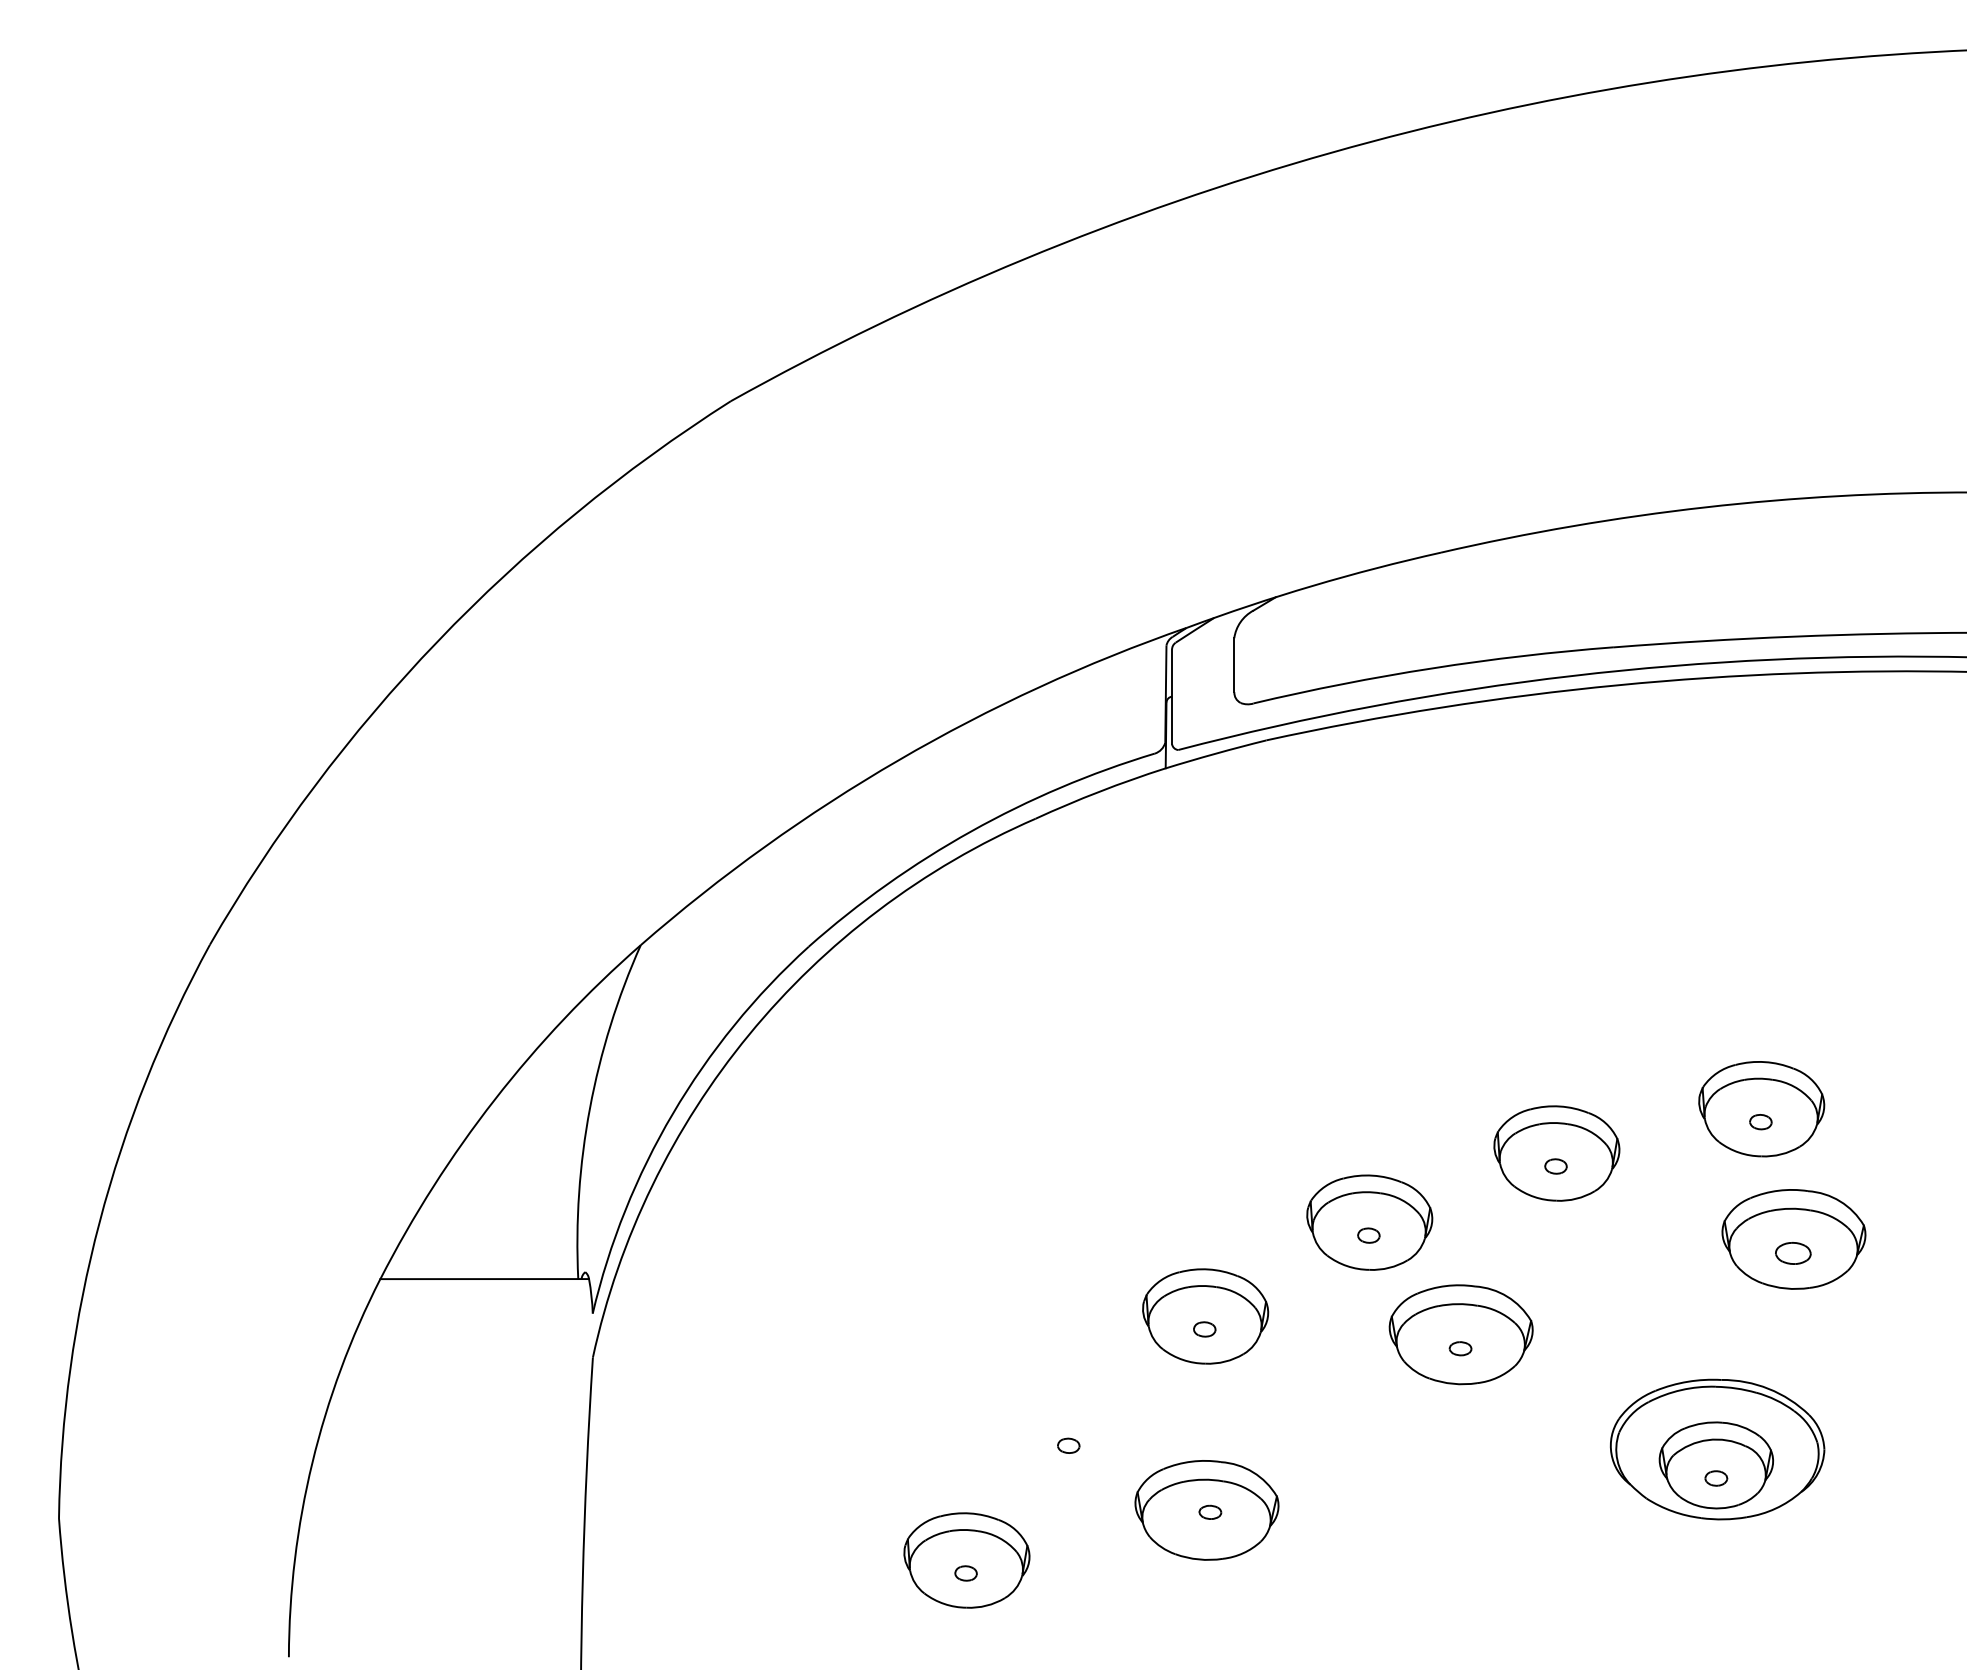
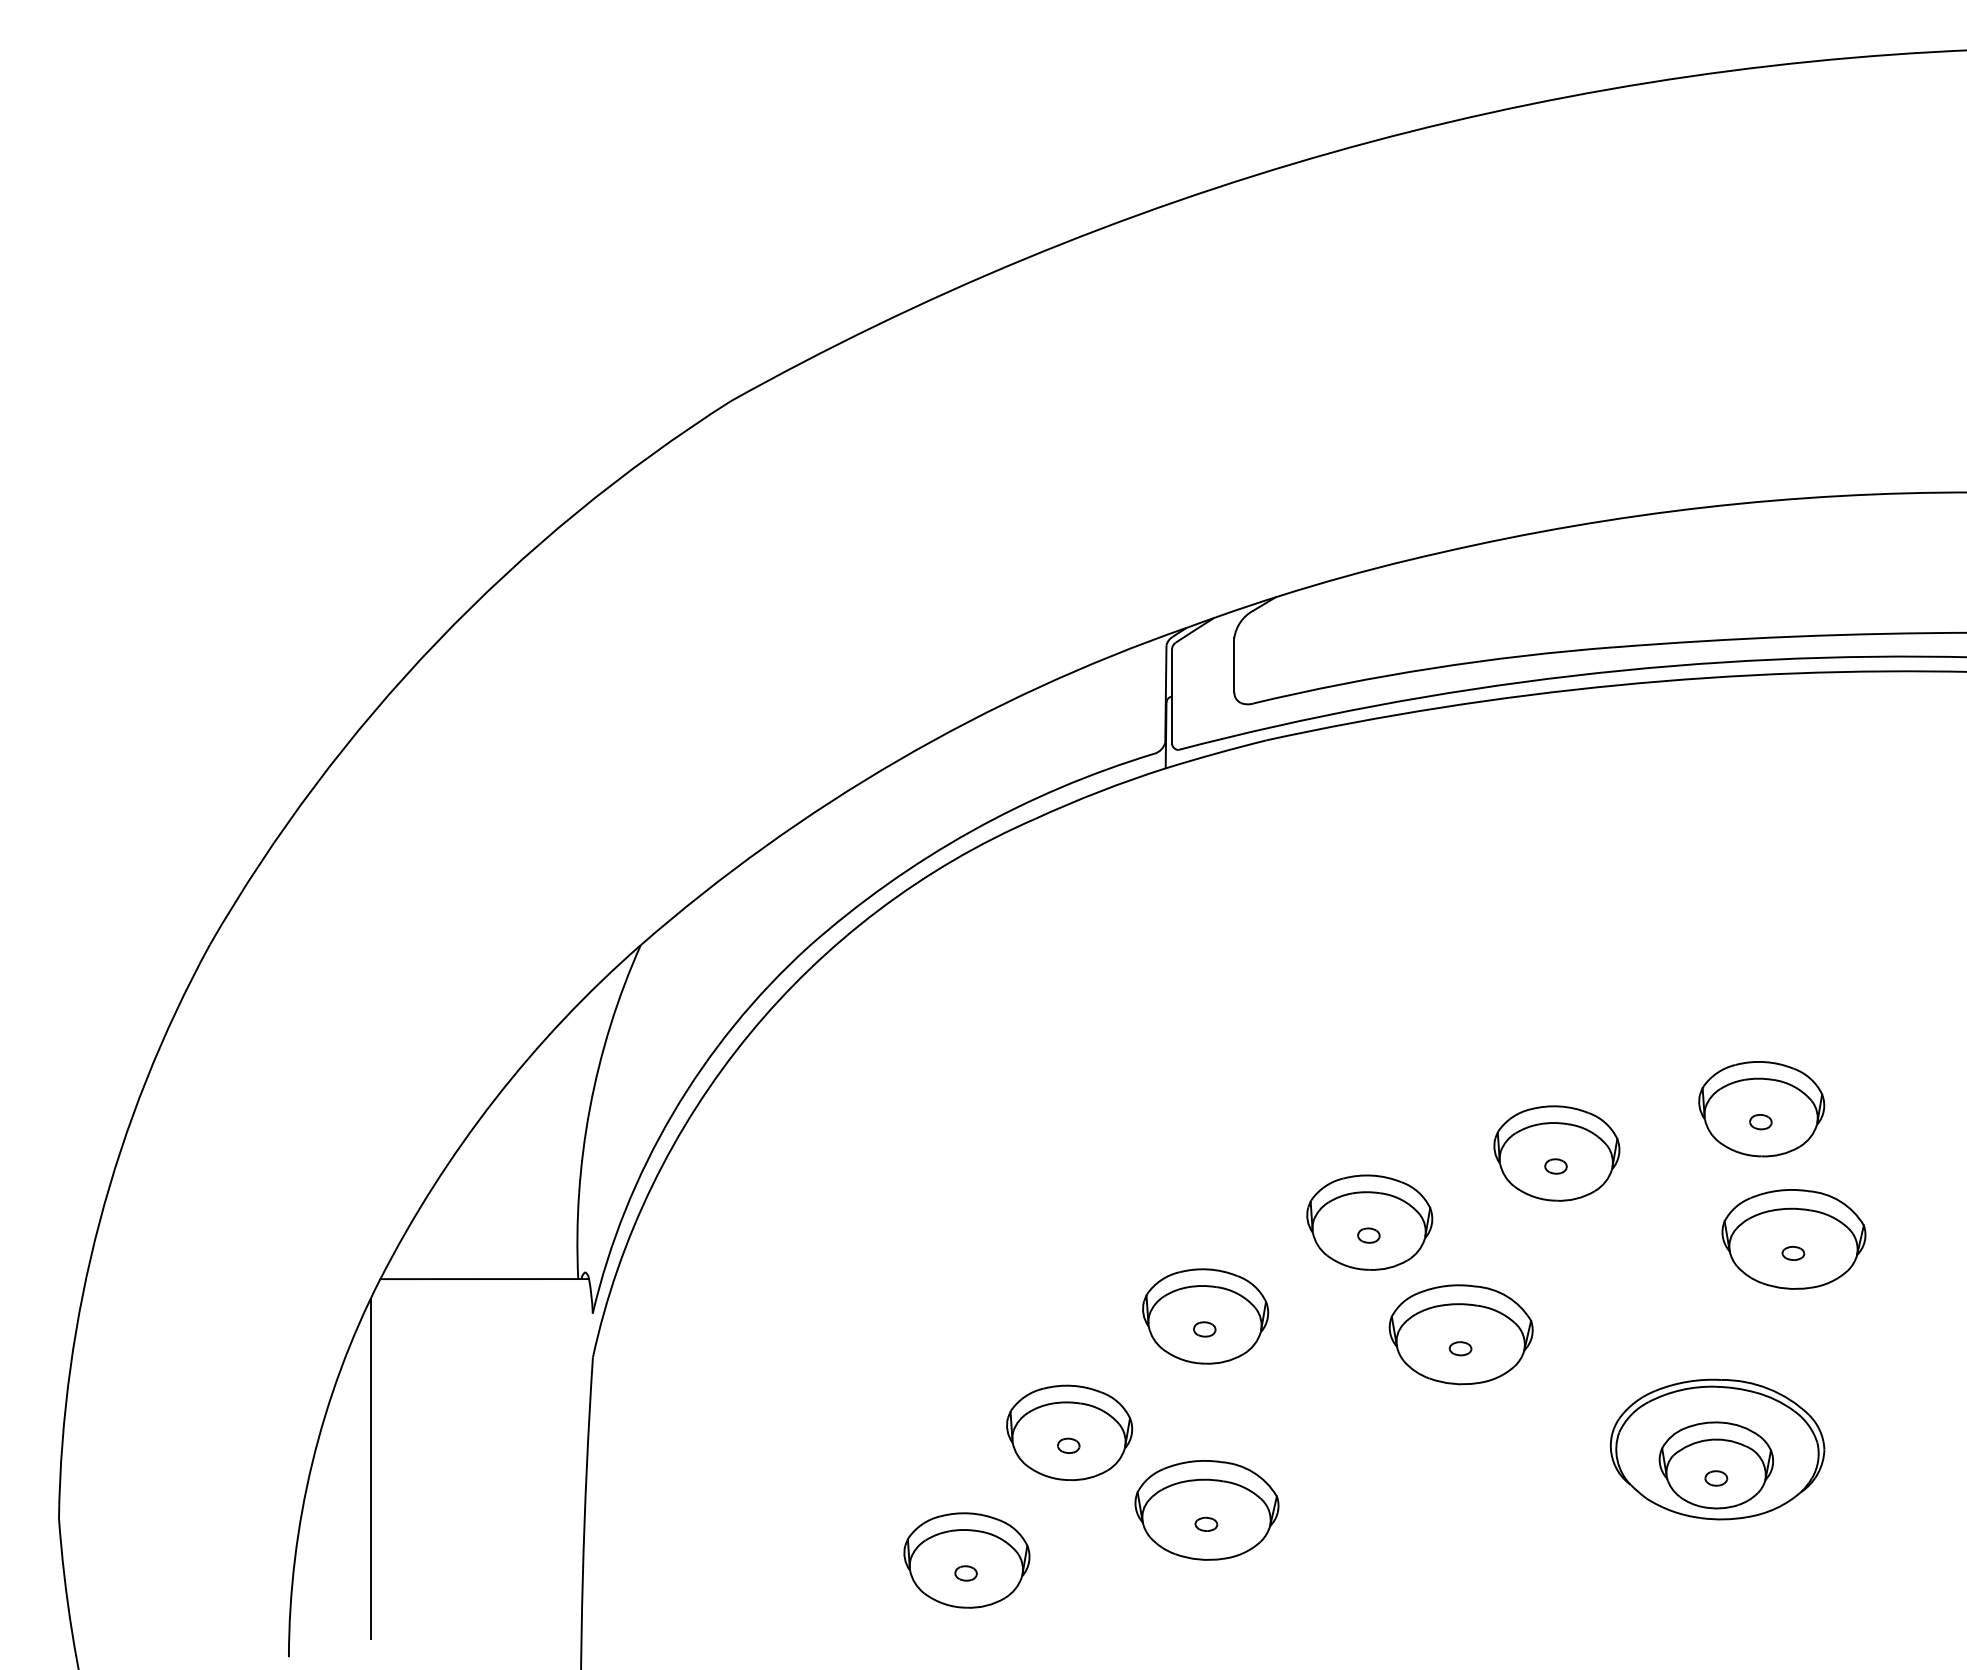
part size: 37x23 px -> 25x15 px (1793, 1253)
part: none -> present (1069, 1432)
line: none -> present (370, 1468)
part position: (1210, 1511) -> (1206, 1523) (1206, 1523)
